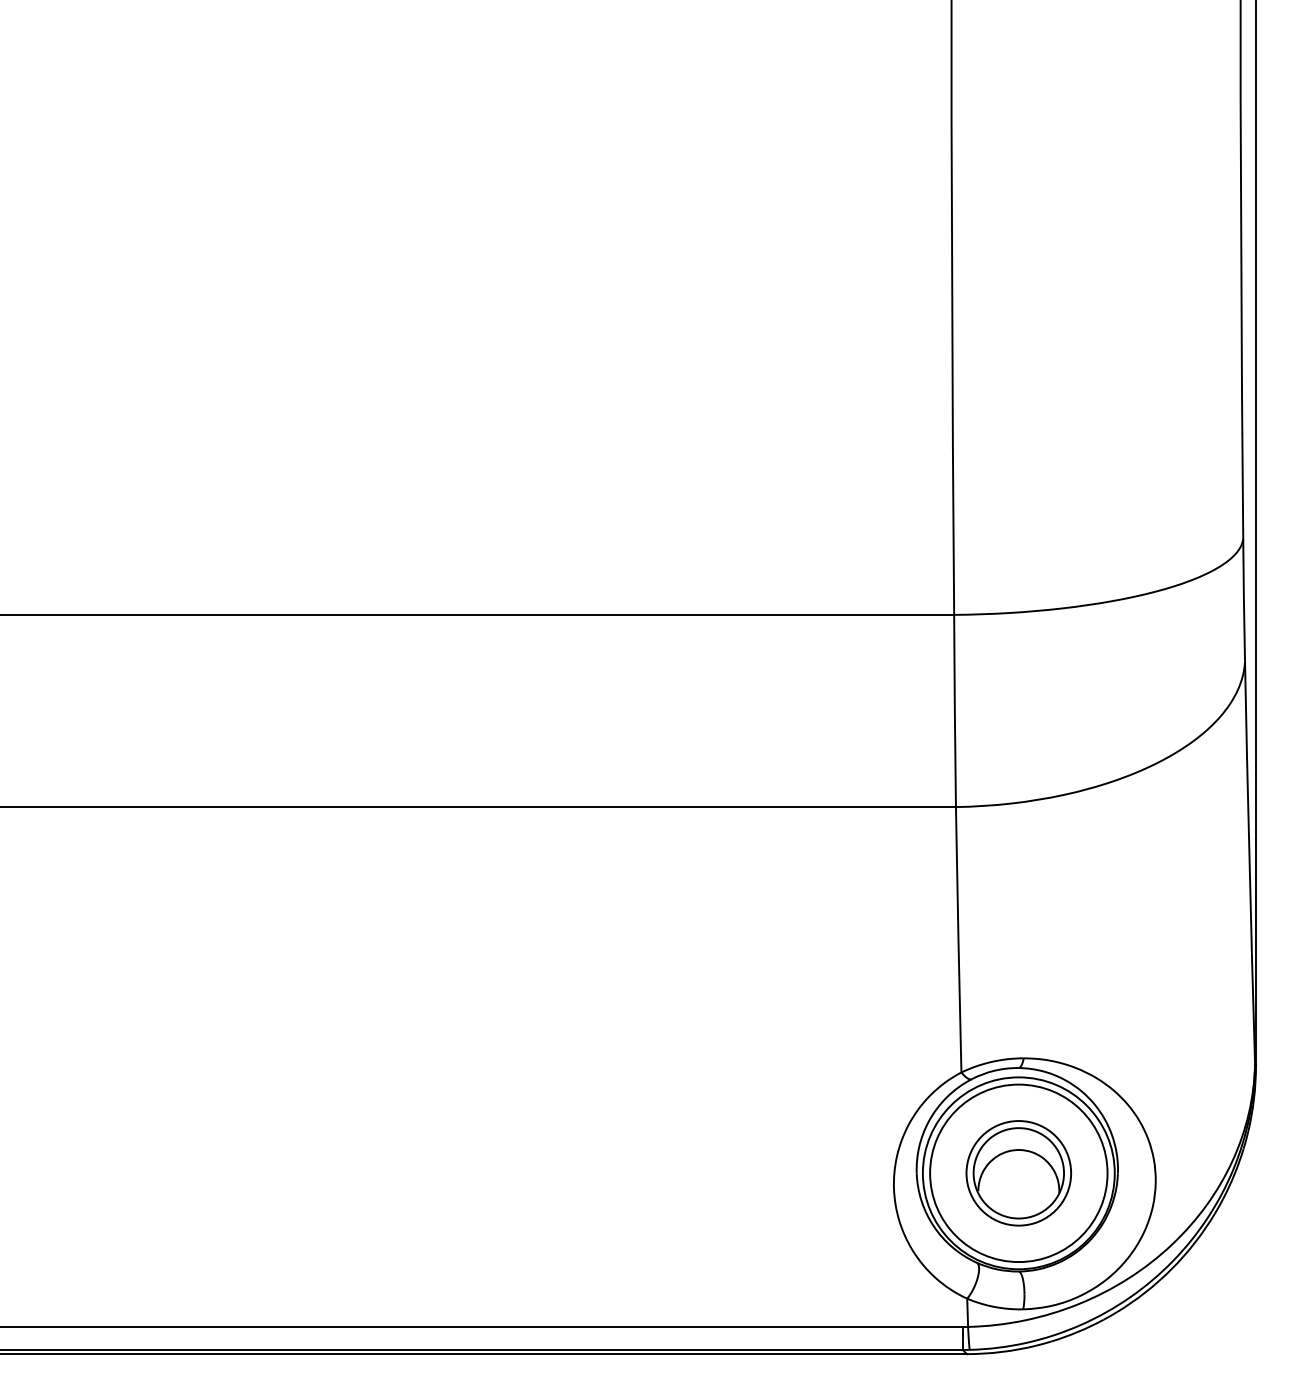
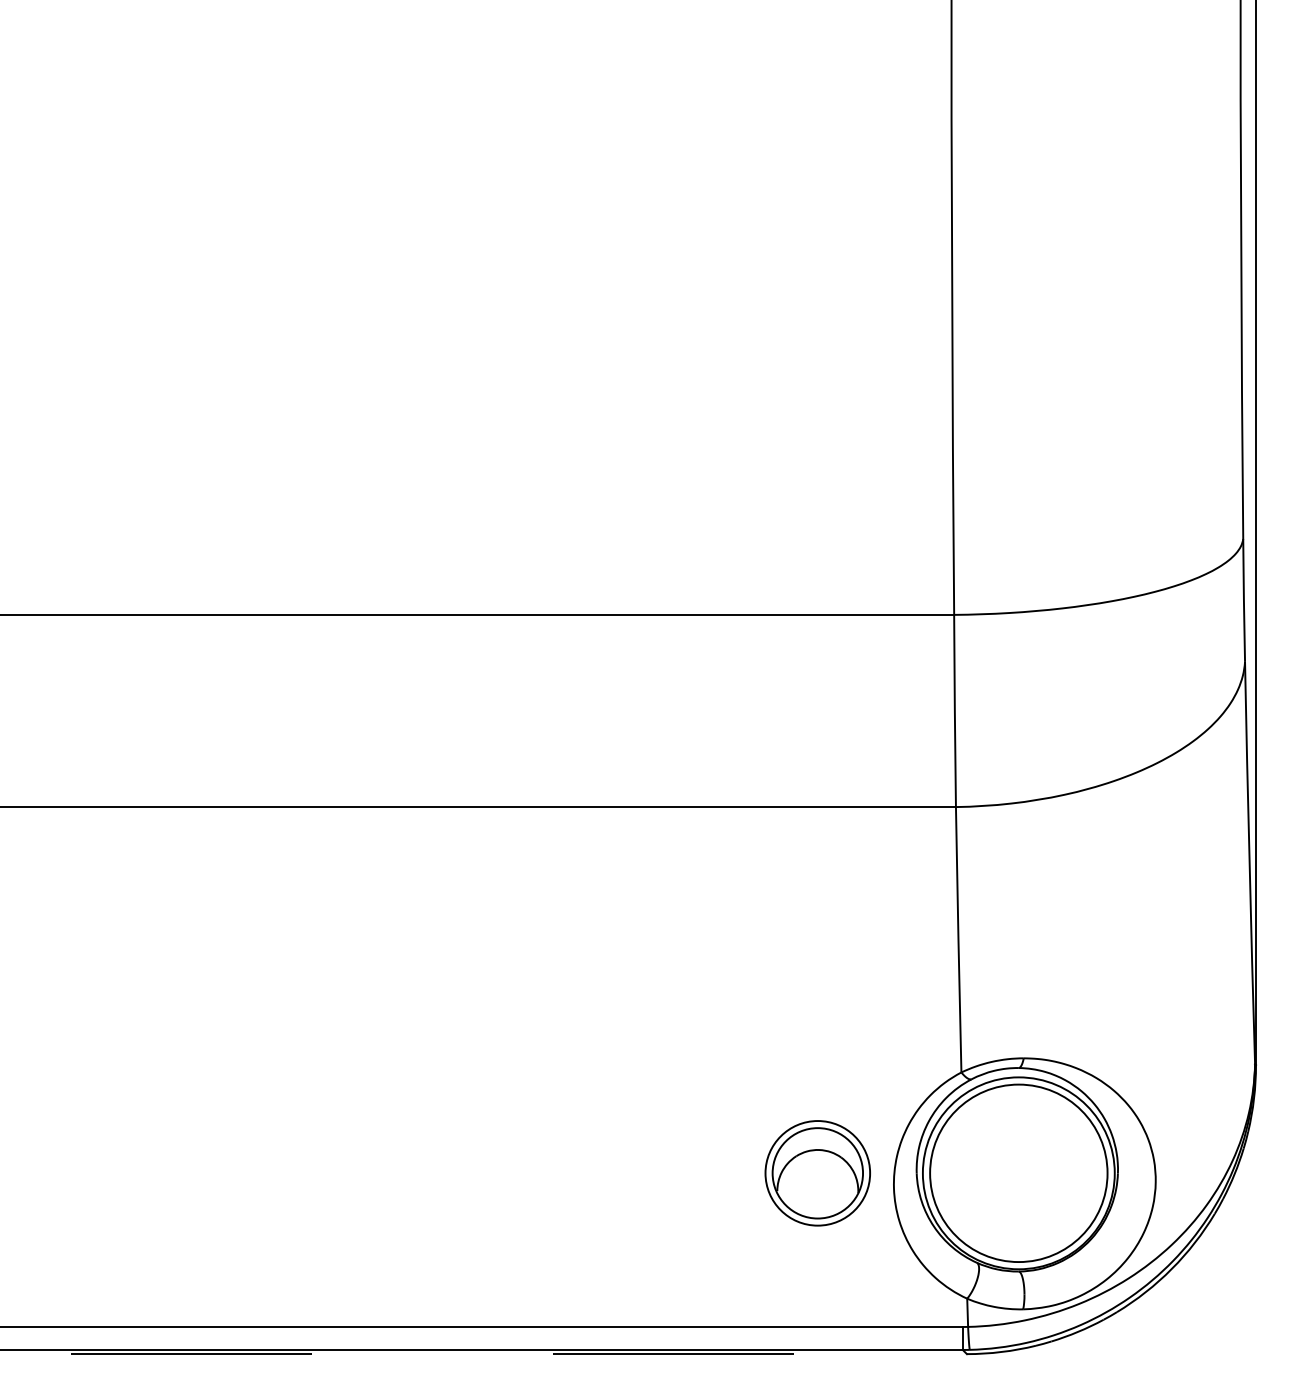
part position: (1018, 1173) -> (817, 1173) (817, 1173)
line: solid -> dashed (484, 1354)
